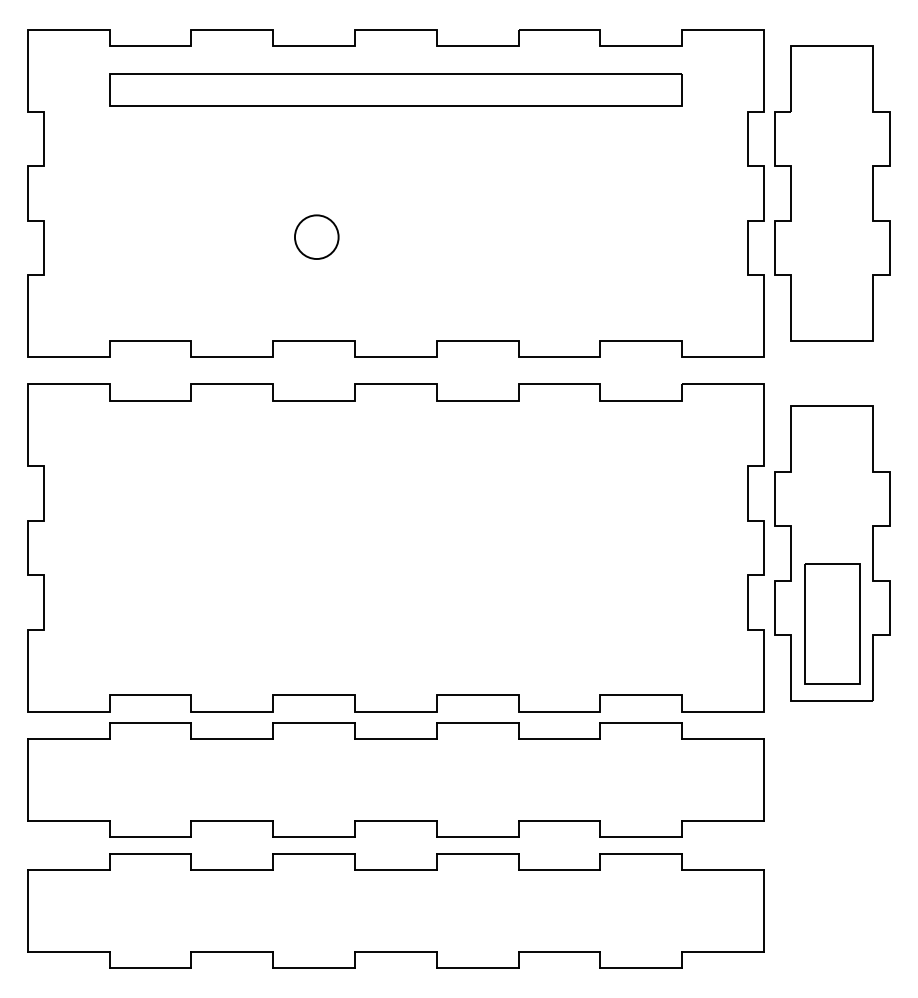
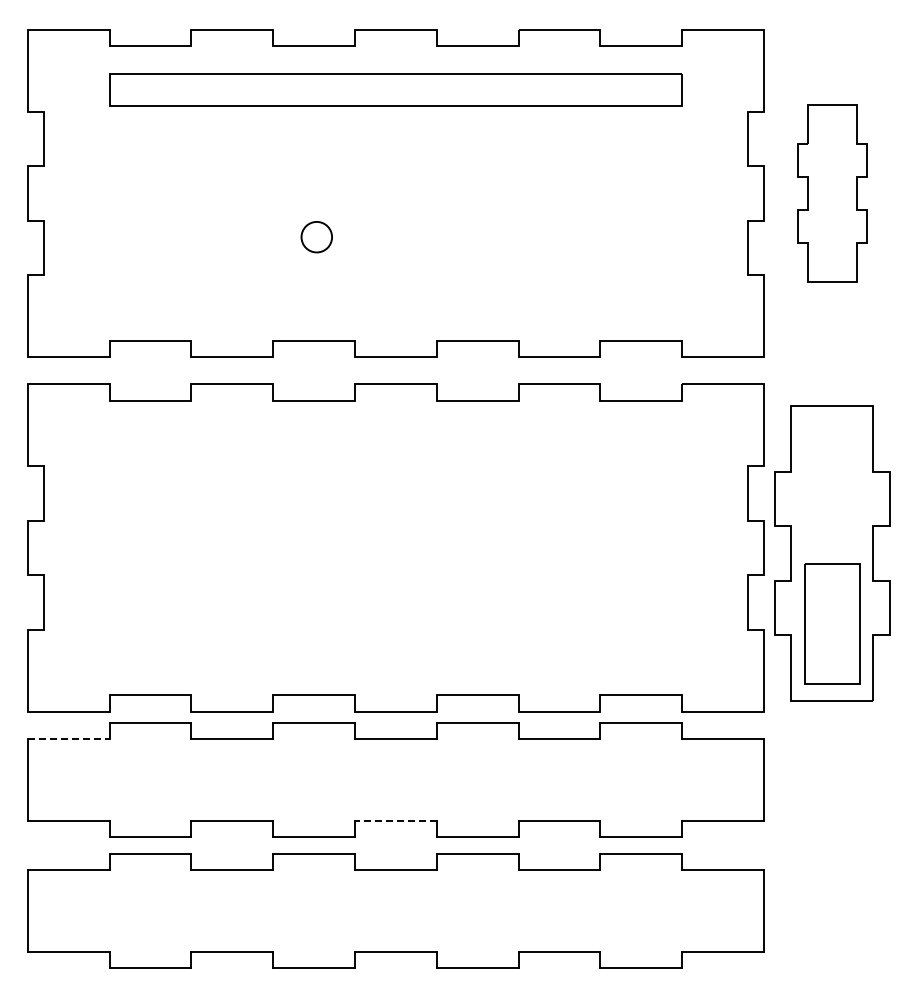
part size: 117x297 px -> 71x179 px (832, 193)
circle diameter: 44 px -> 31 px (316, 236)
line: solid -> dashed (68, 738)
line: solid -> dashed (395, 820)
